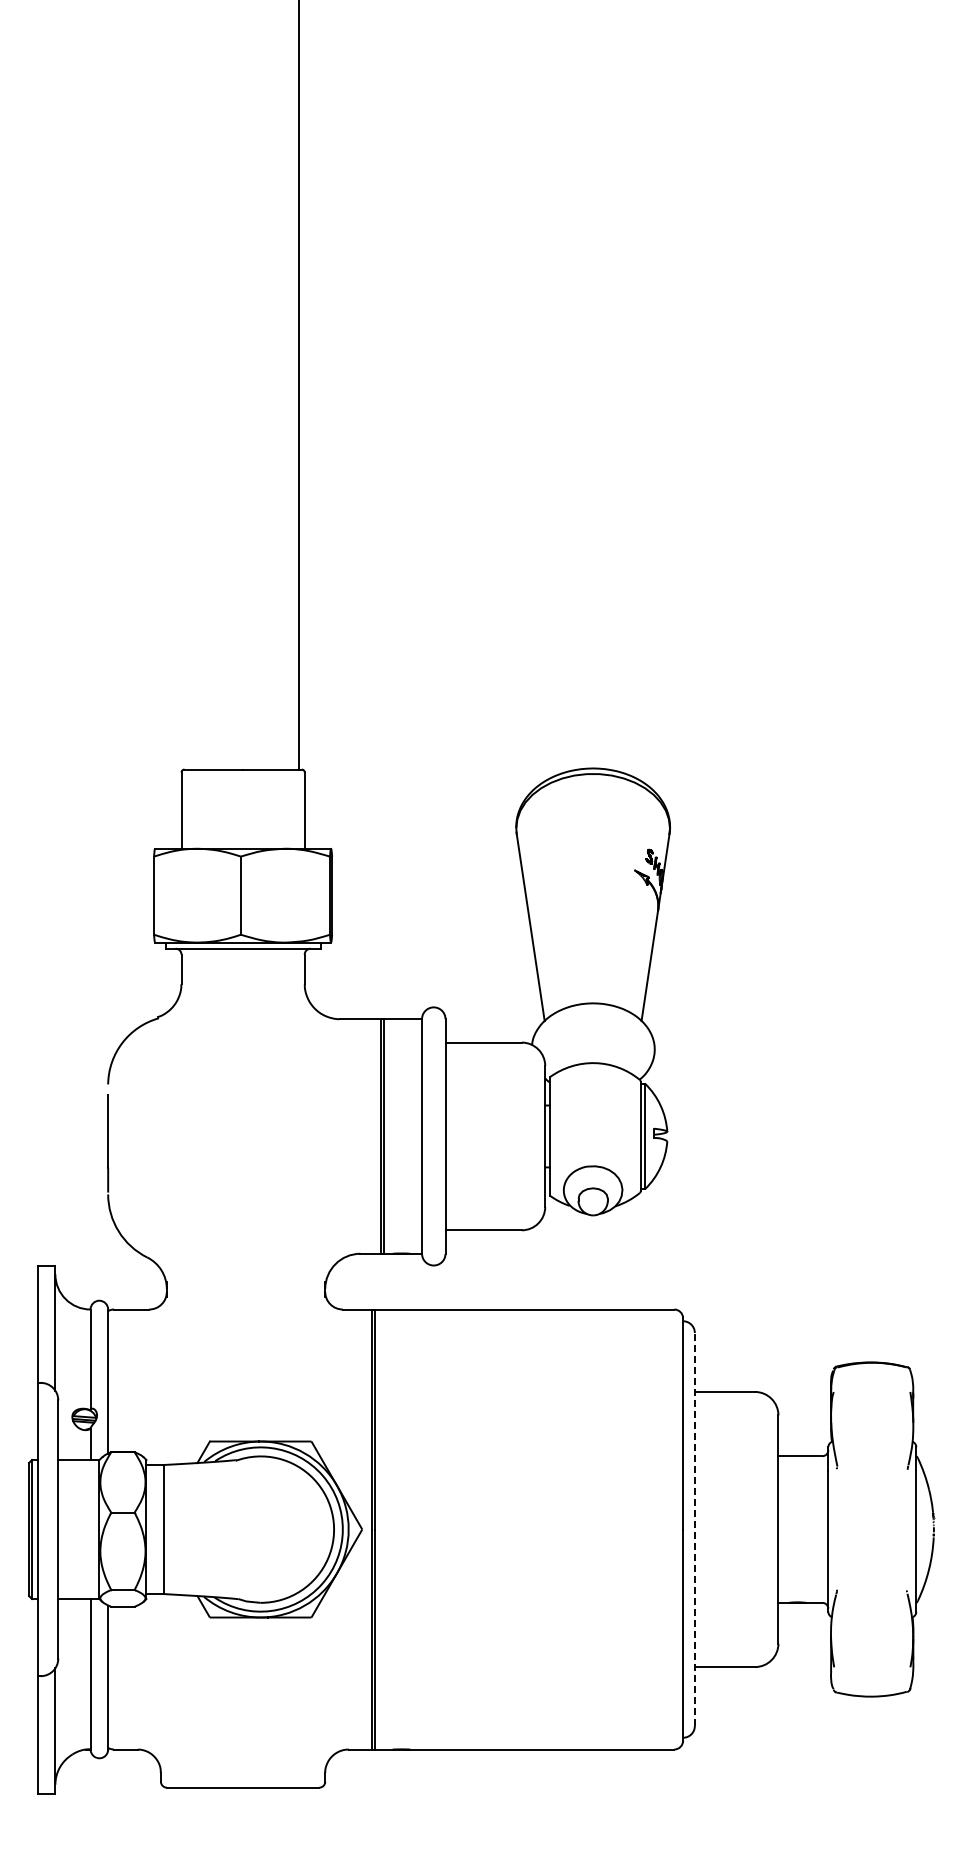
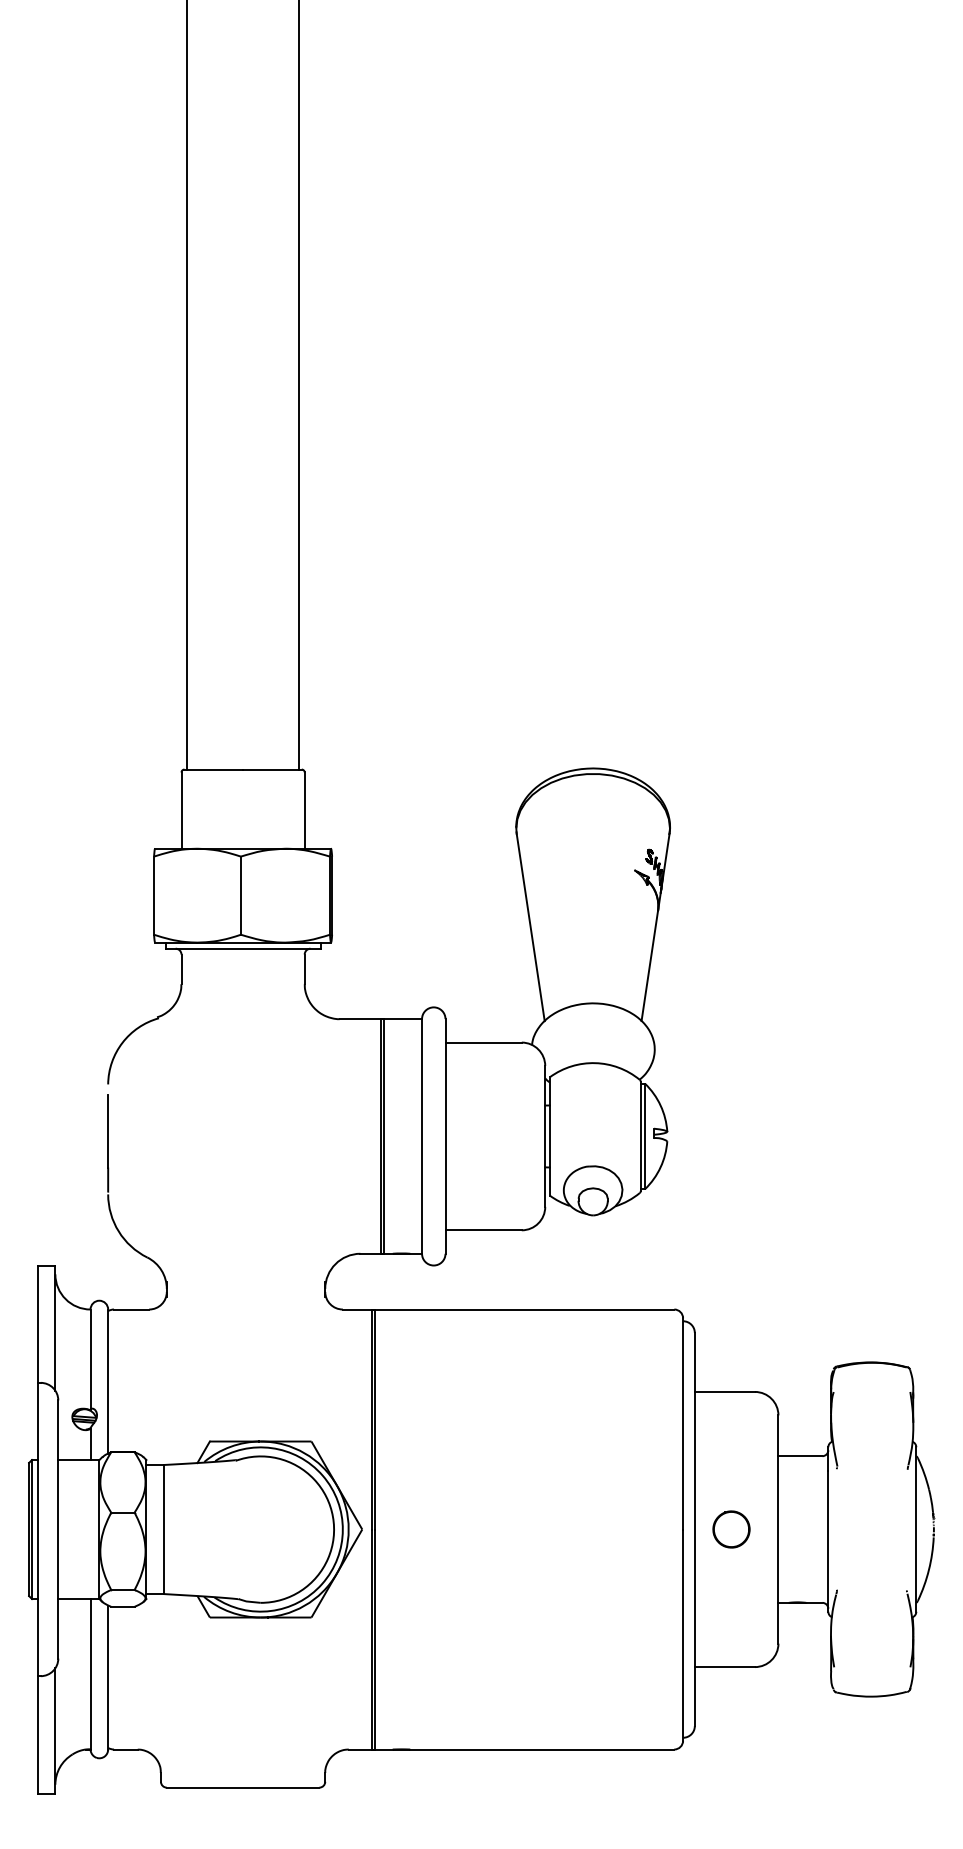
line: none -> present (187, 385)
line: dashed -> solid (694, 1529)
part: none -> present (731, 1529)
